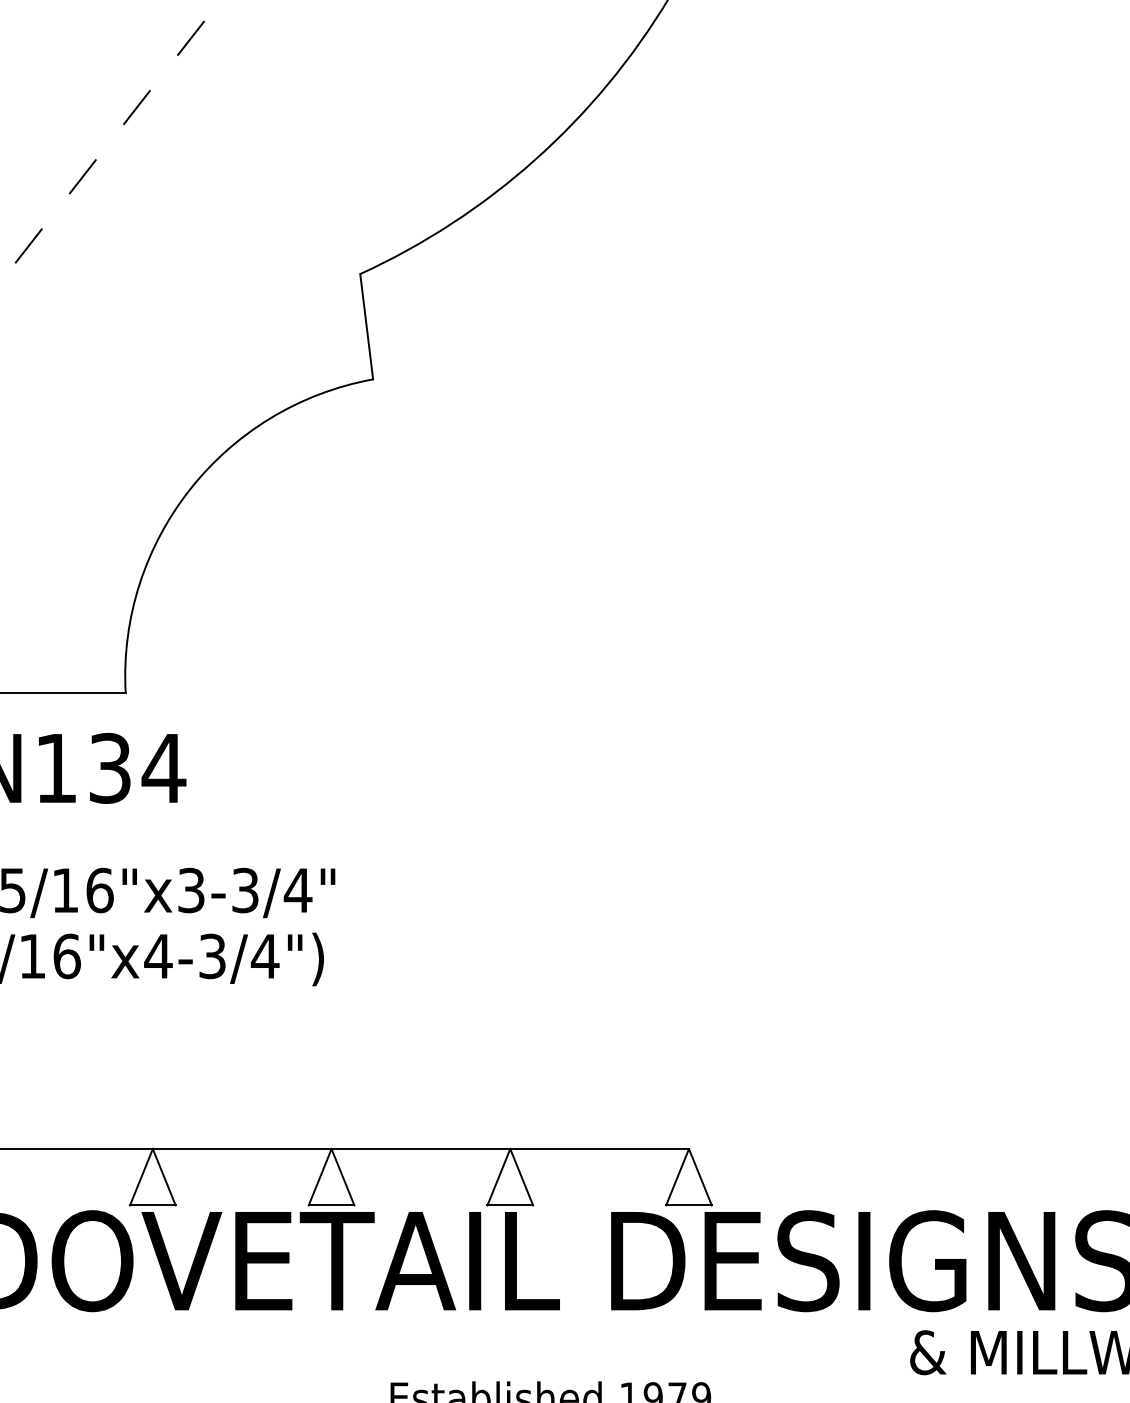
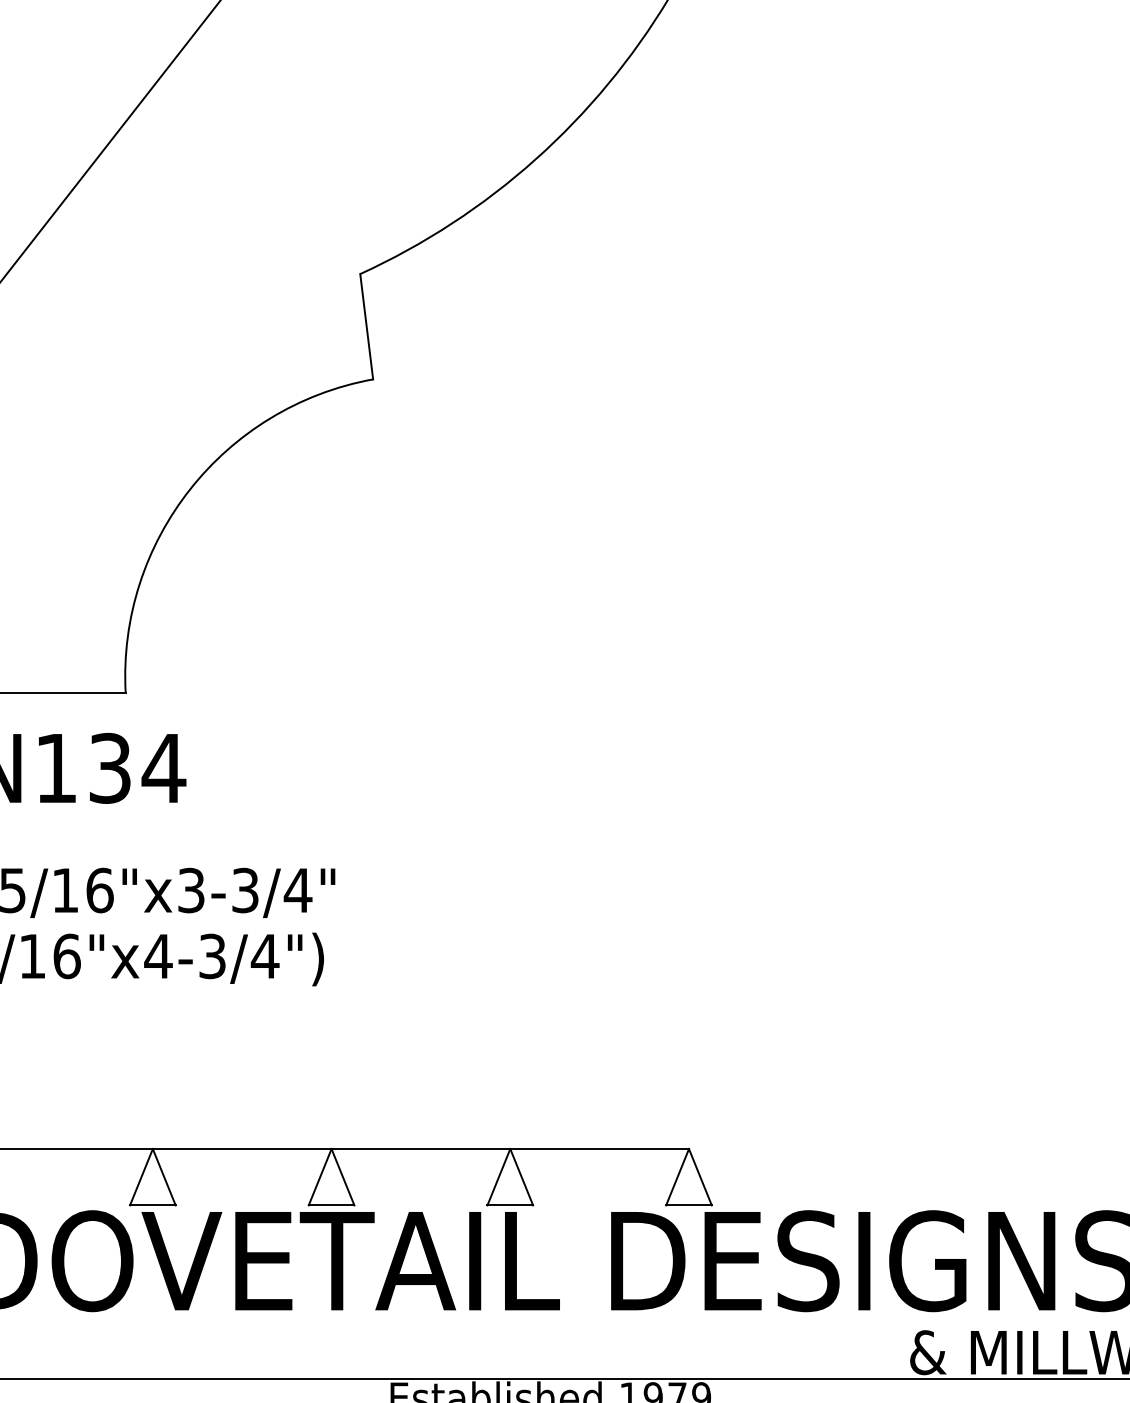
line: dashed -> solid (110, 141)
line: none -> present (564, 1378)
